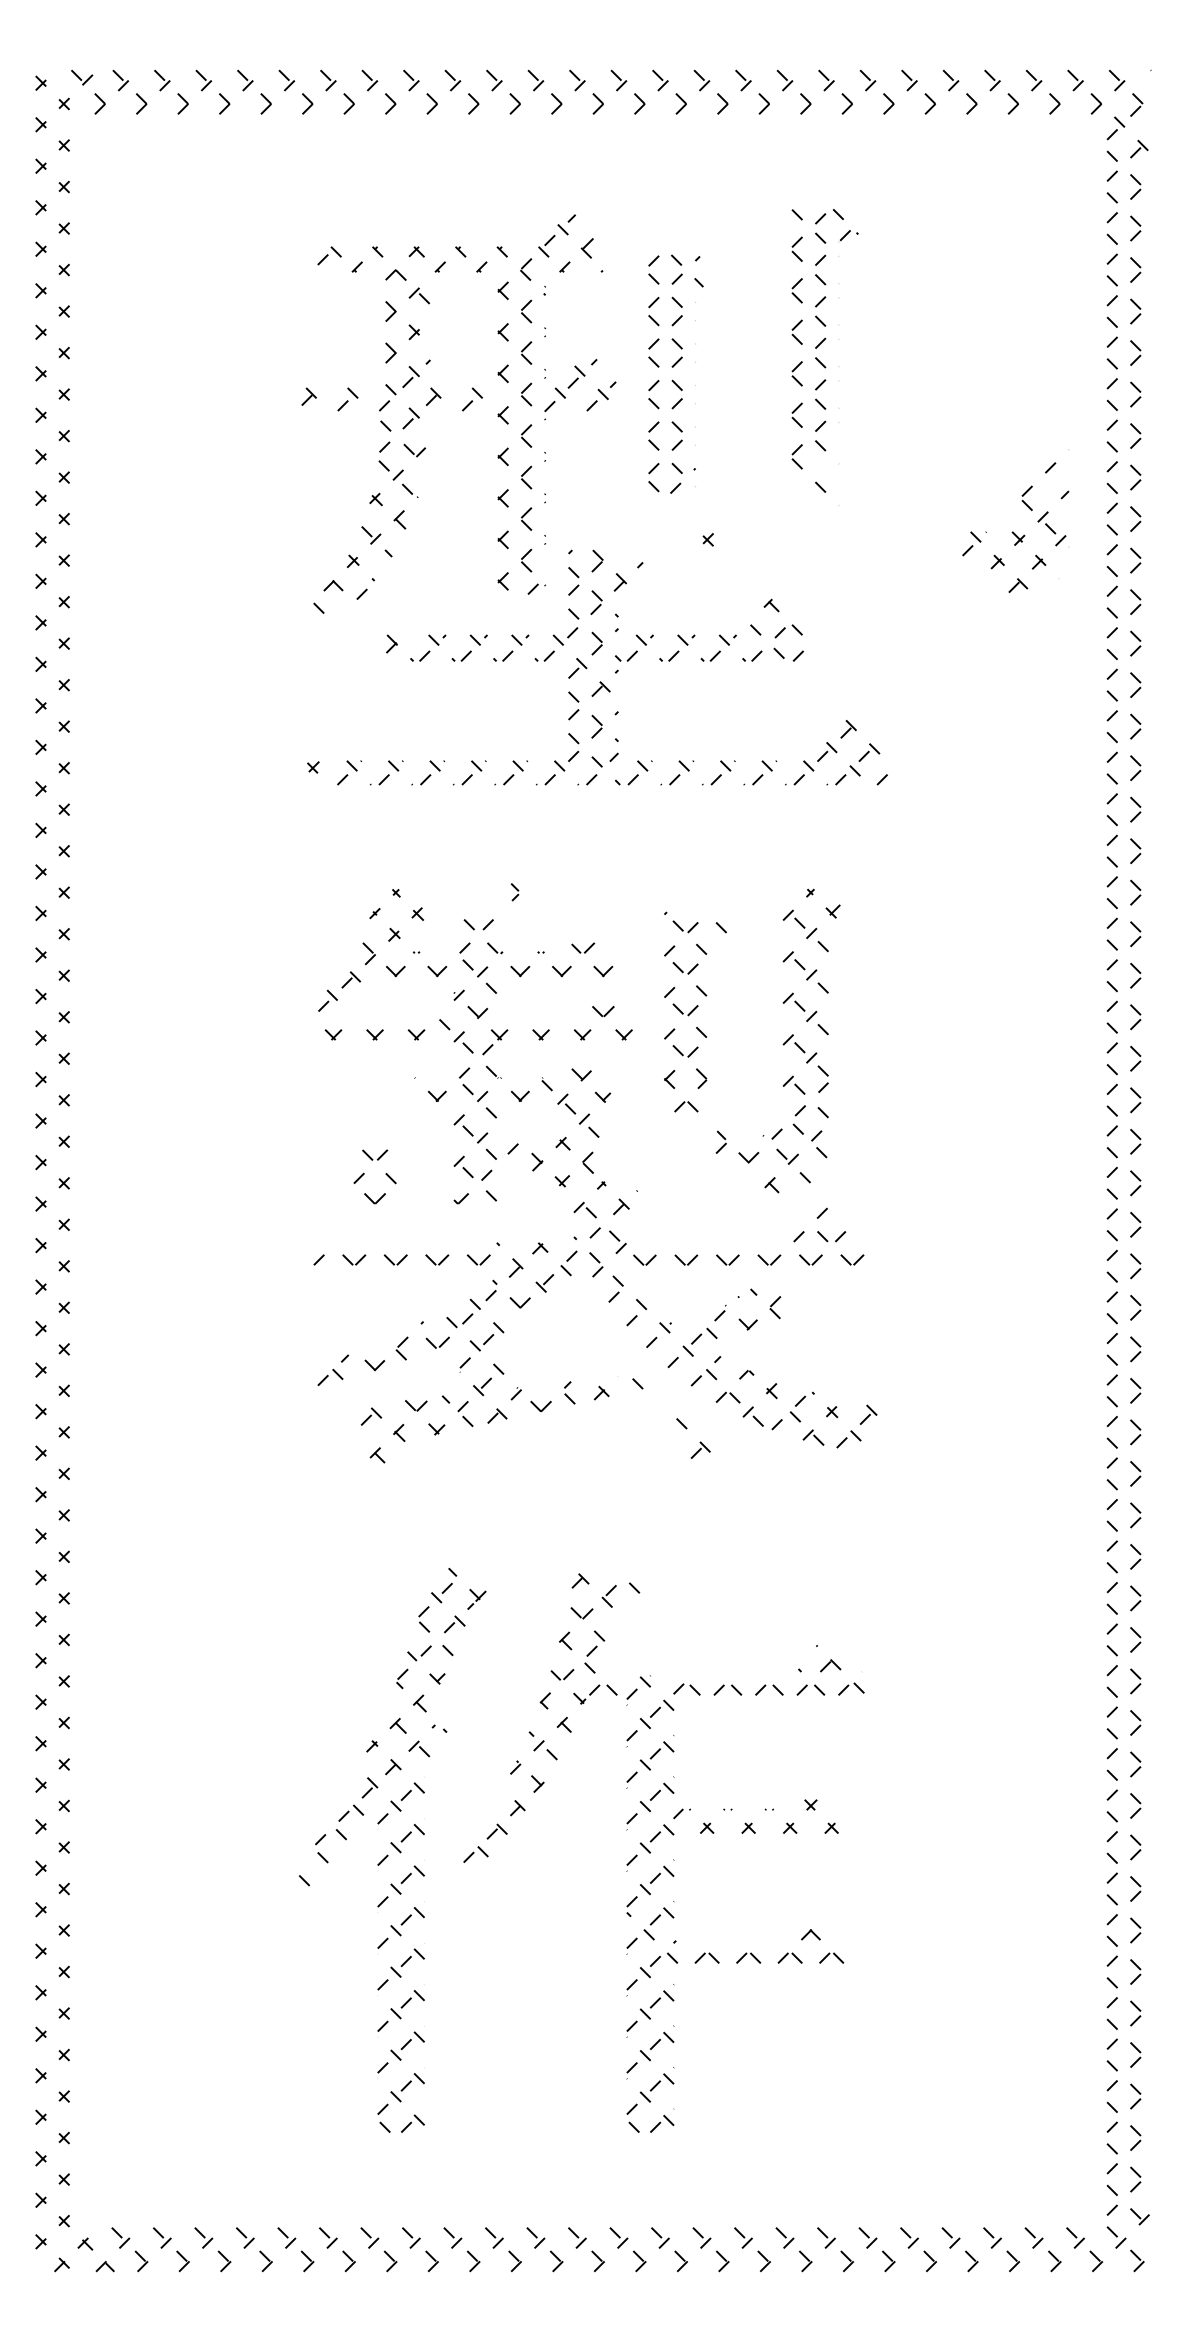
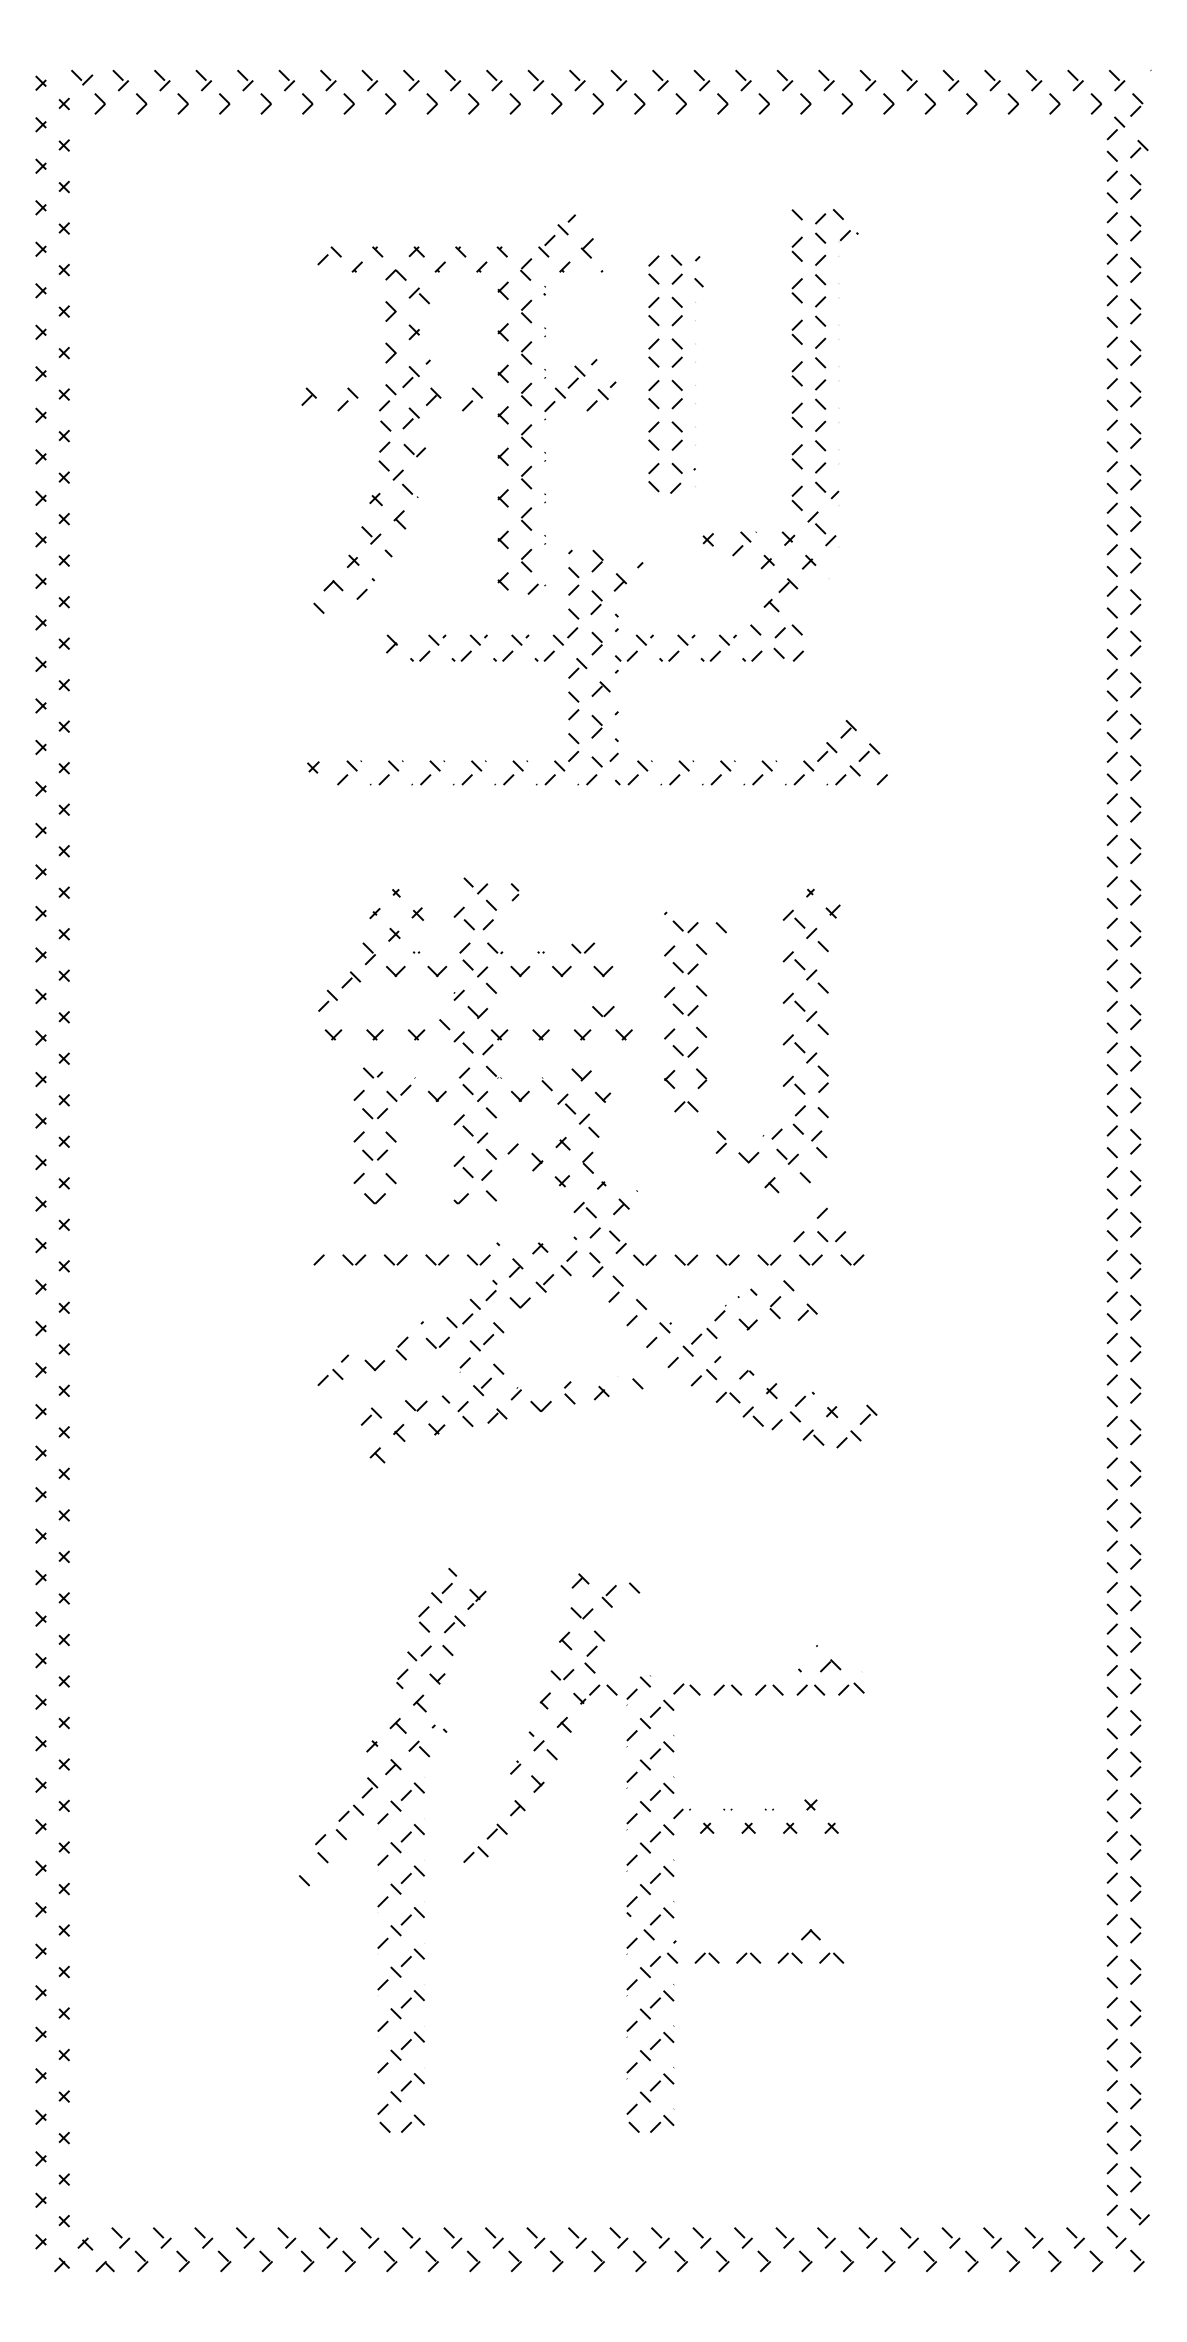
part position: (1013, 531) -> (783, 531) (783, 531)
part: none -> present (474, 897)
part: none -> present (382, 1104)
part position: (699, 1442) -> (806, 1304) (806, 1304)
